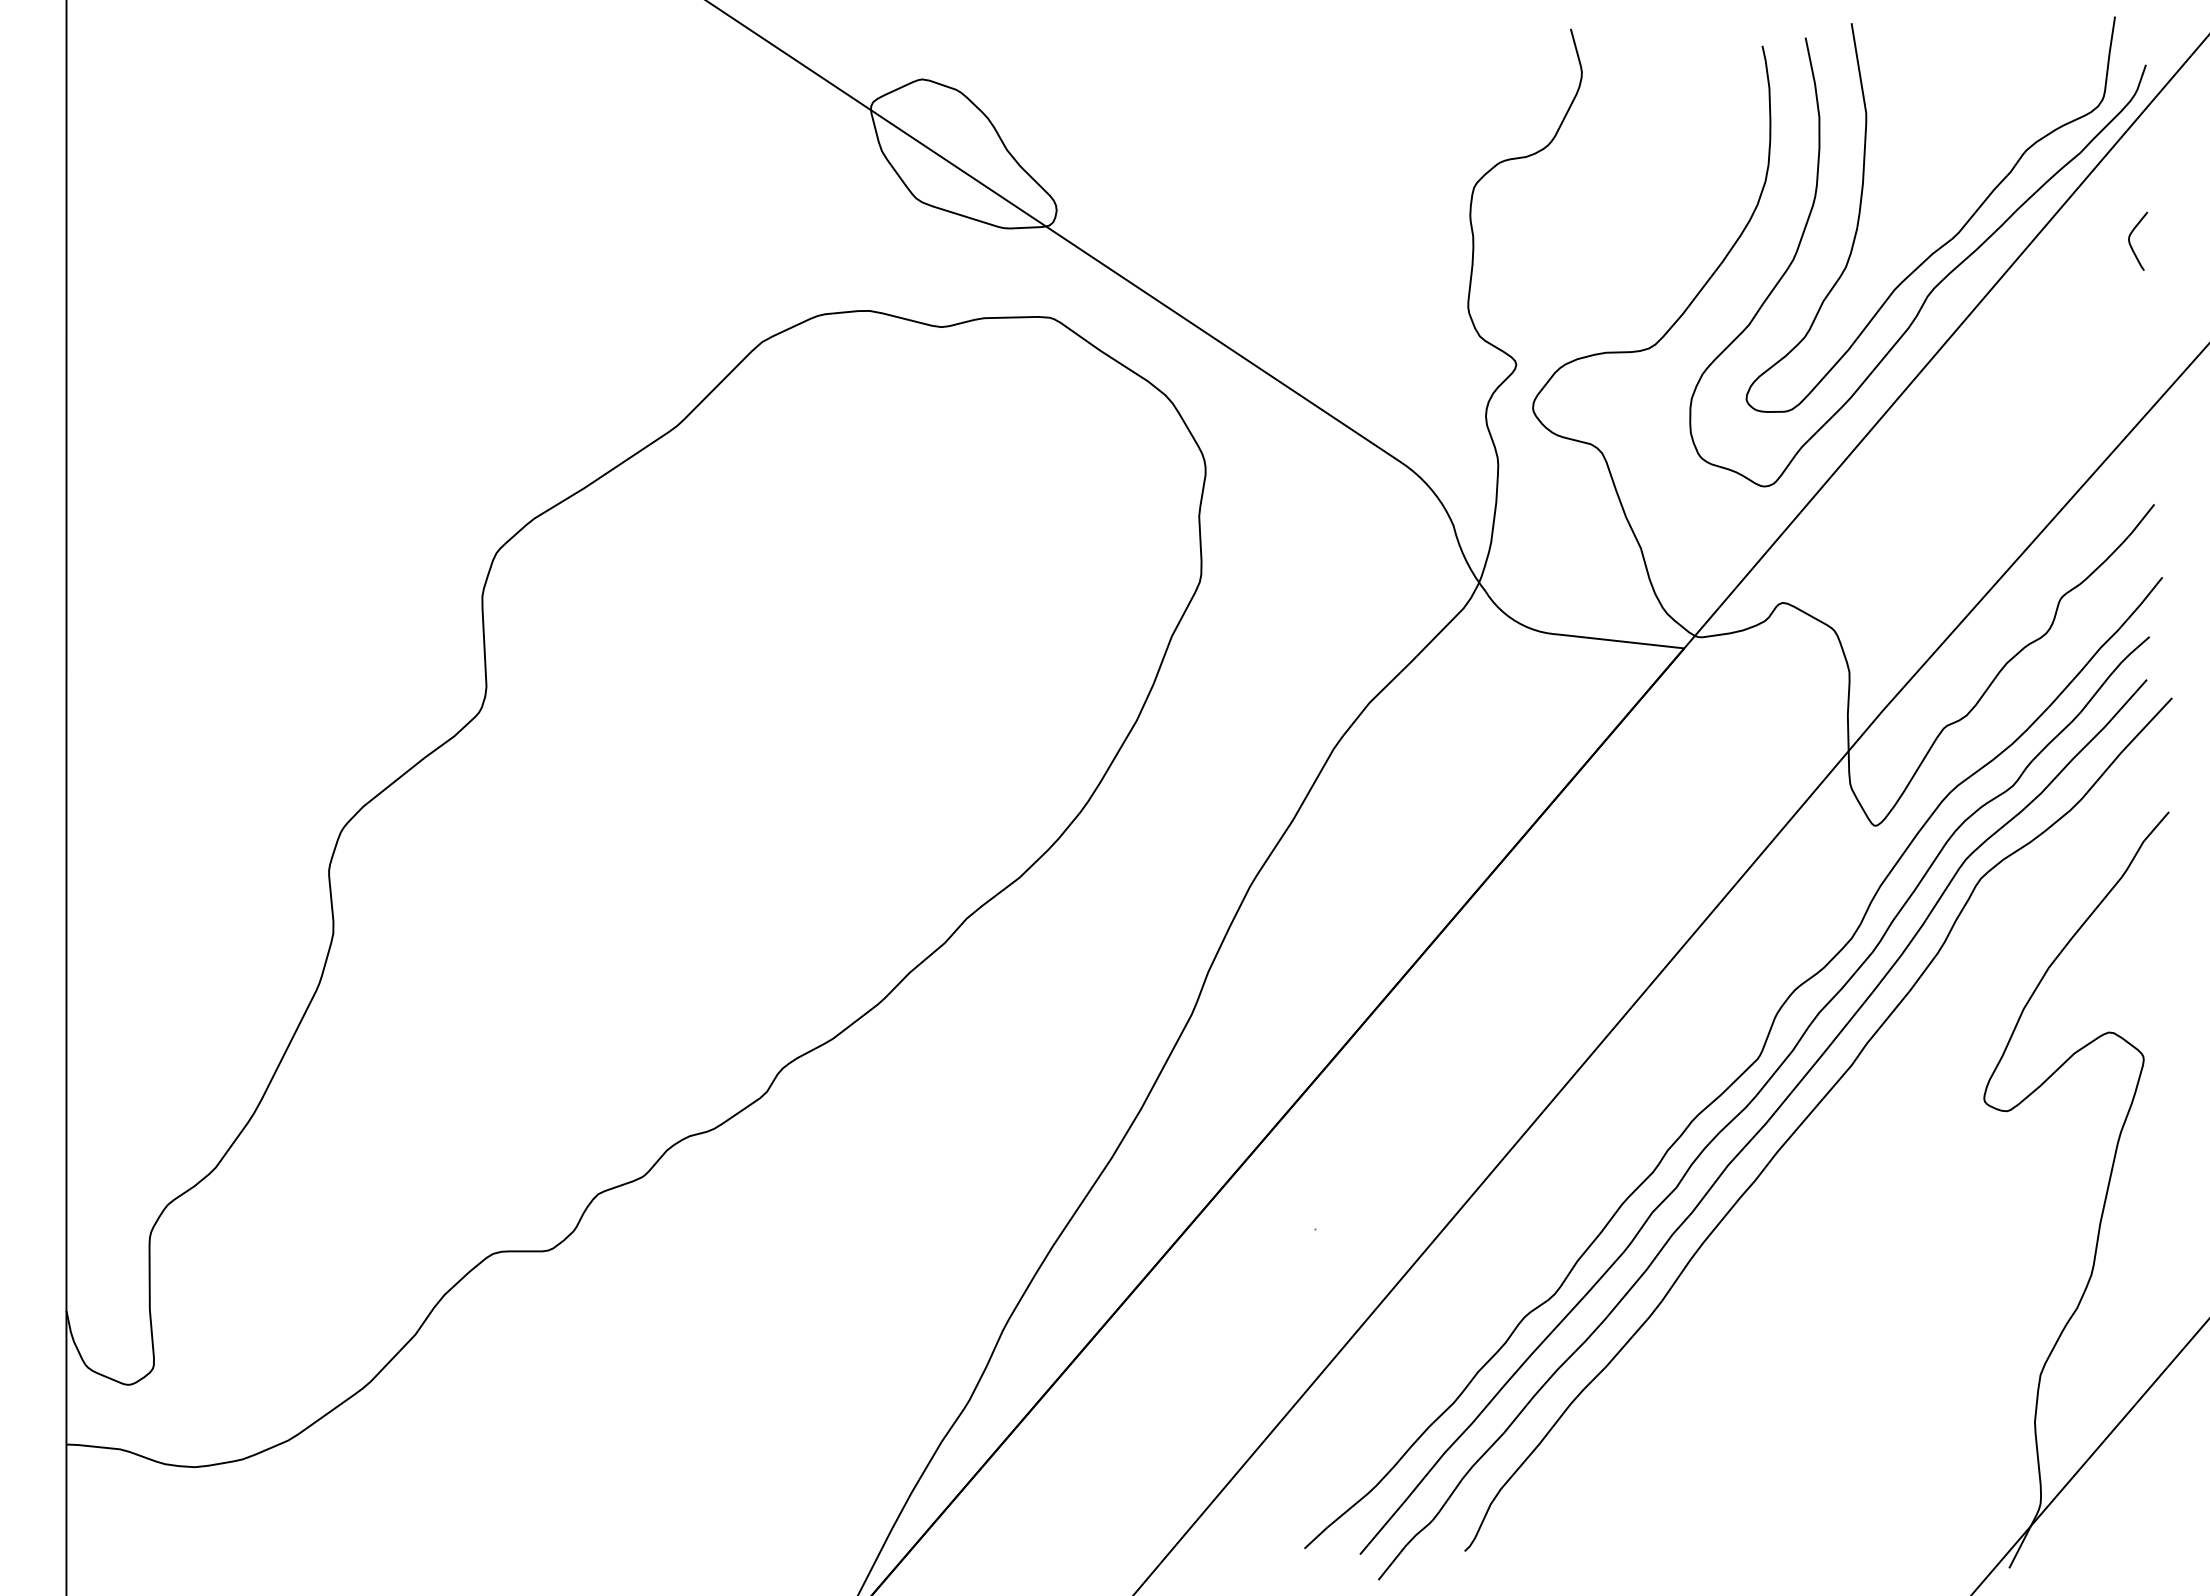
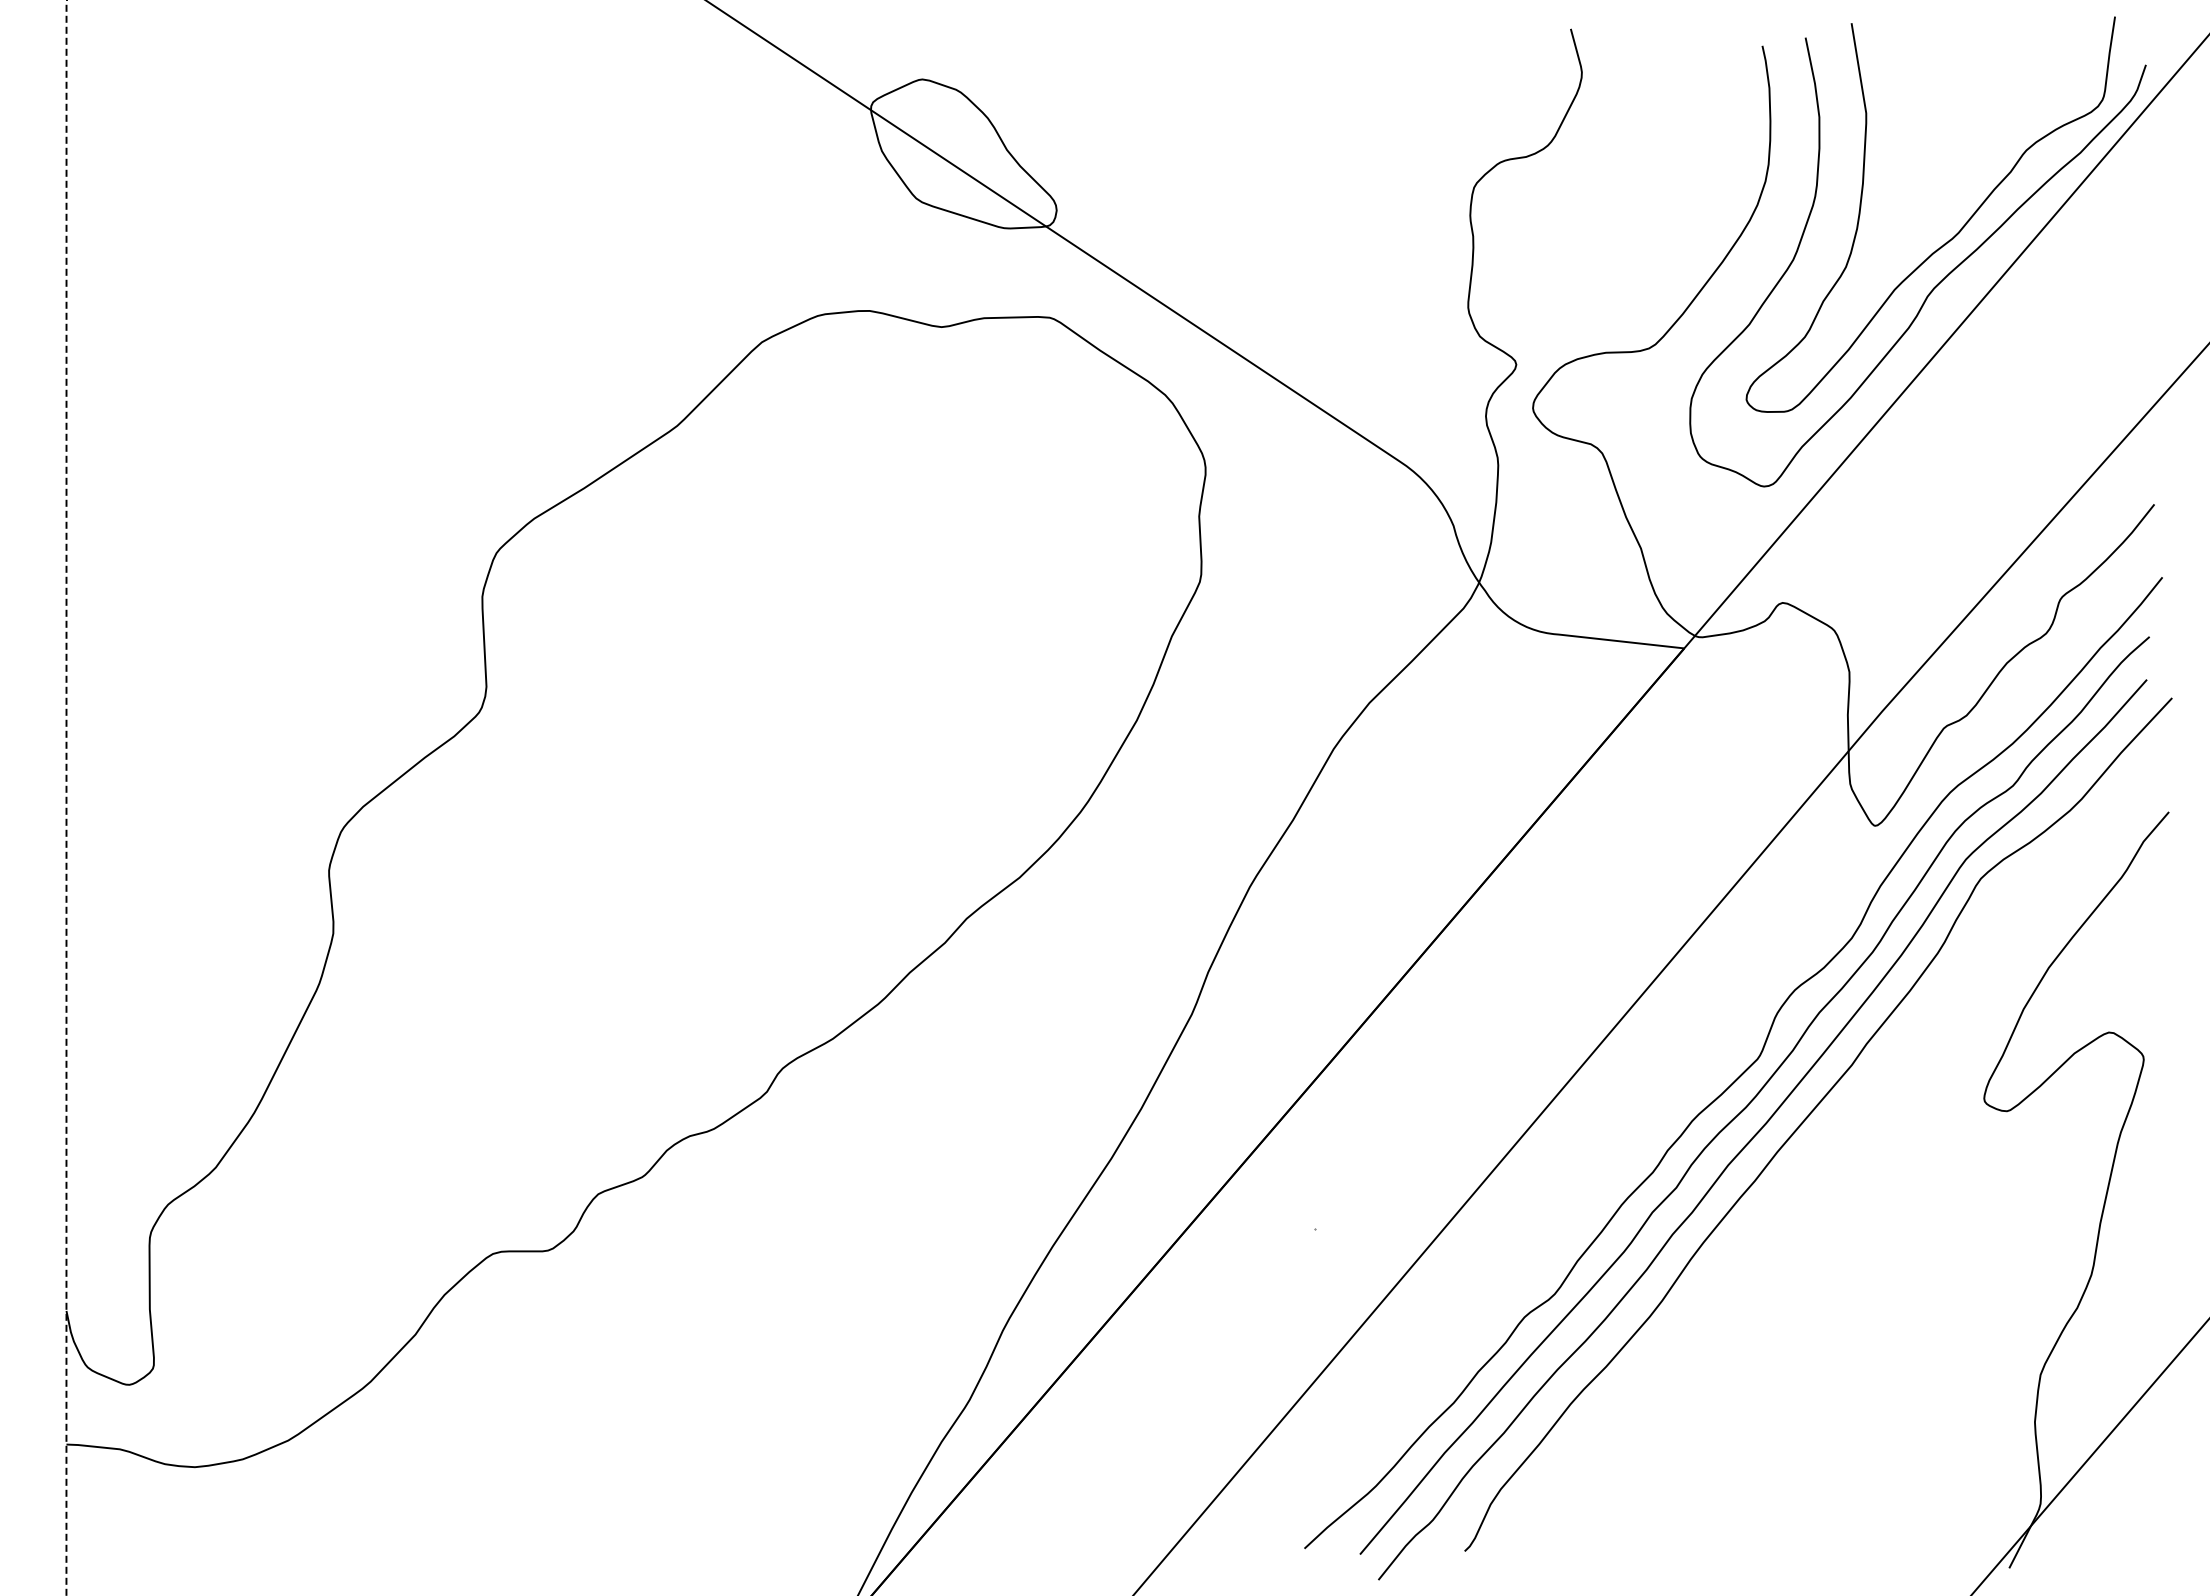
curve: present -> none (2130, 241)
line: solid -> dashed (66, 797)
